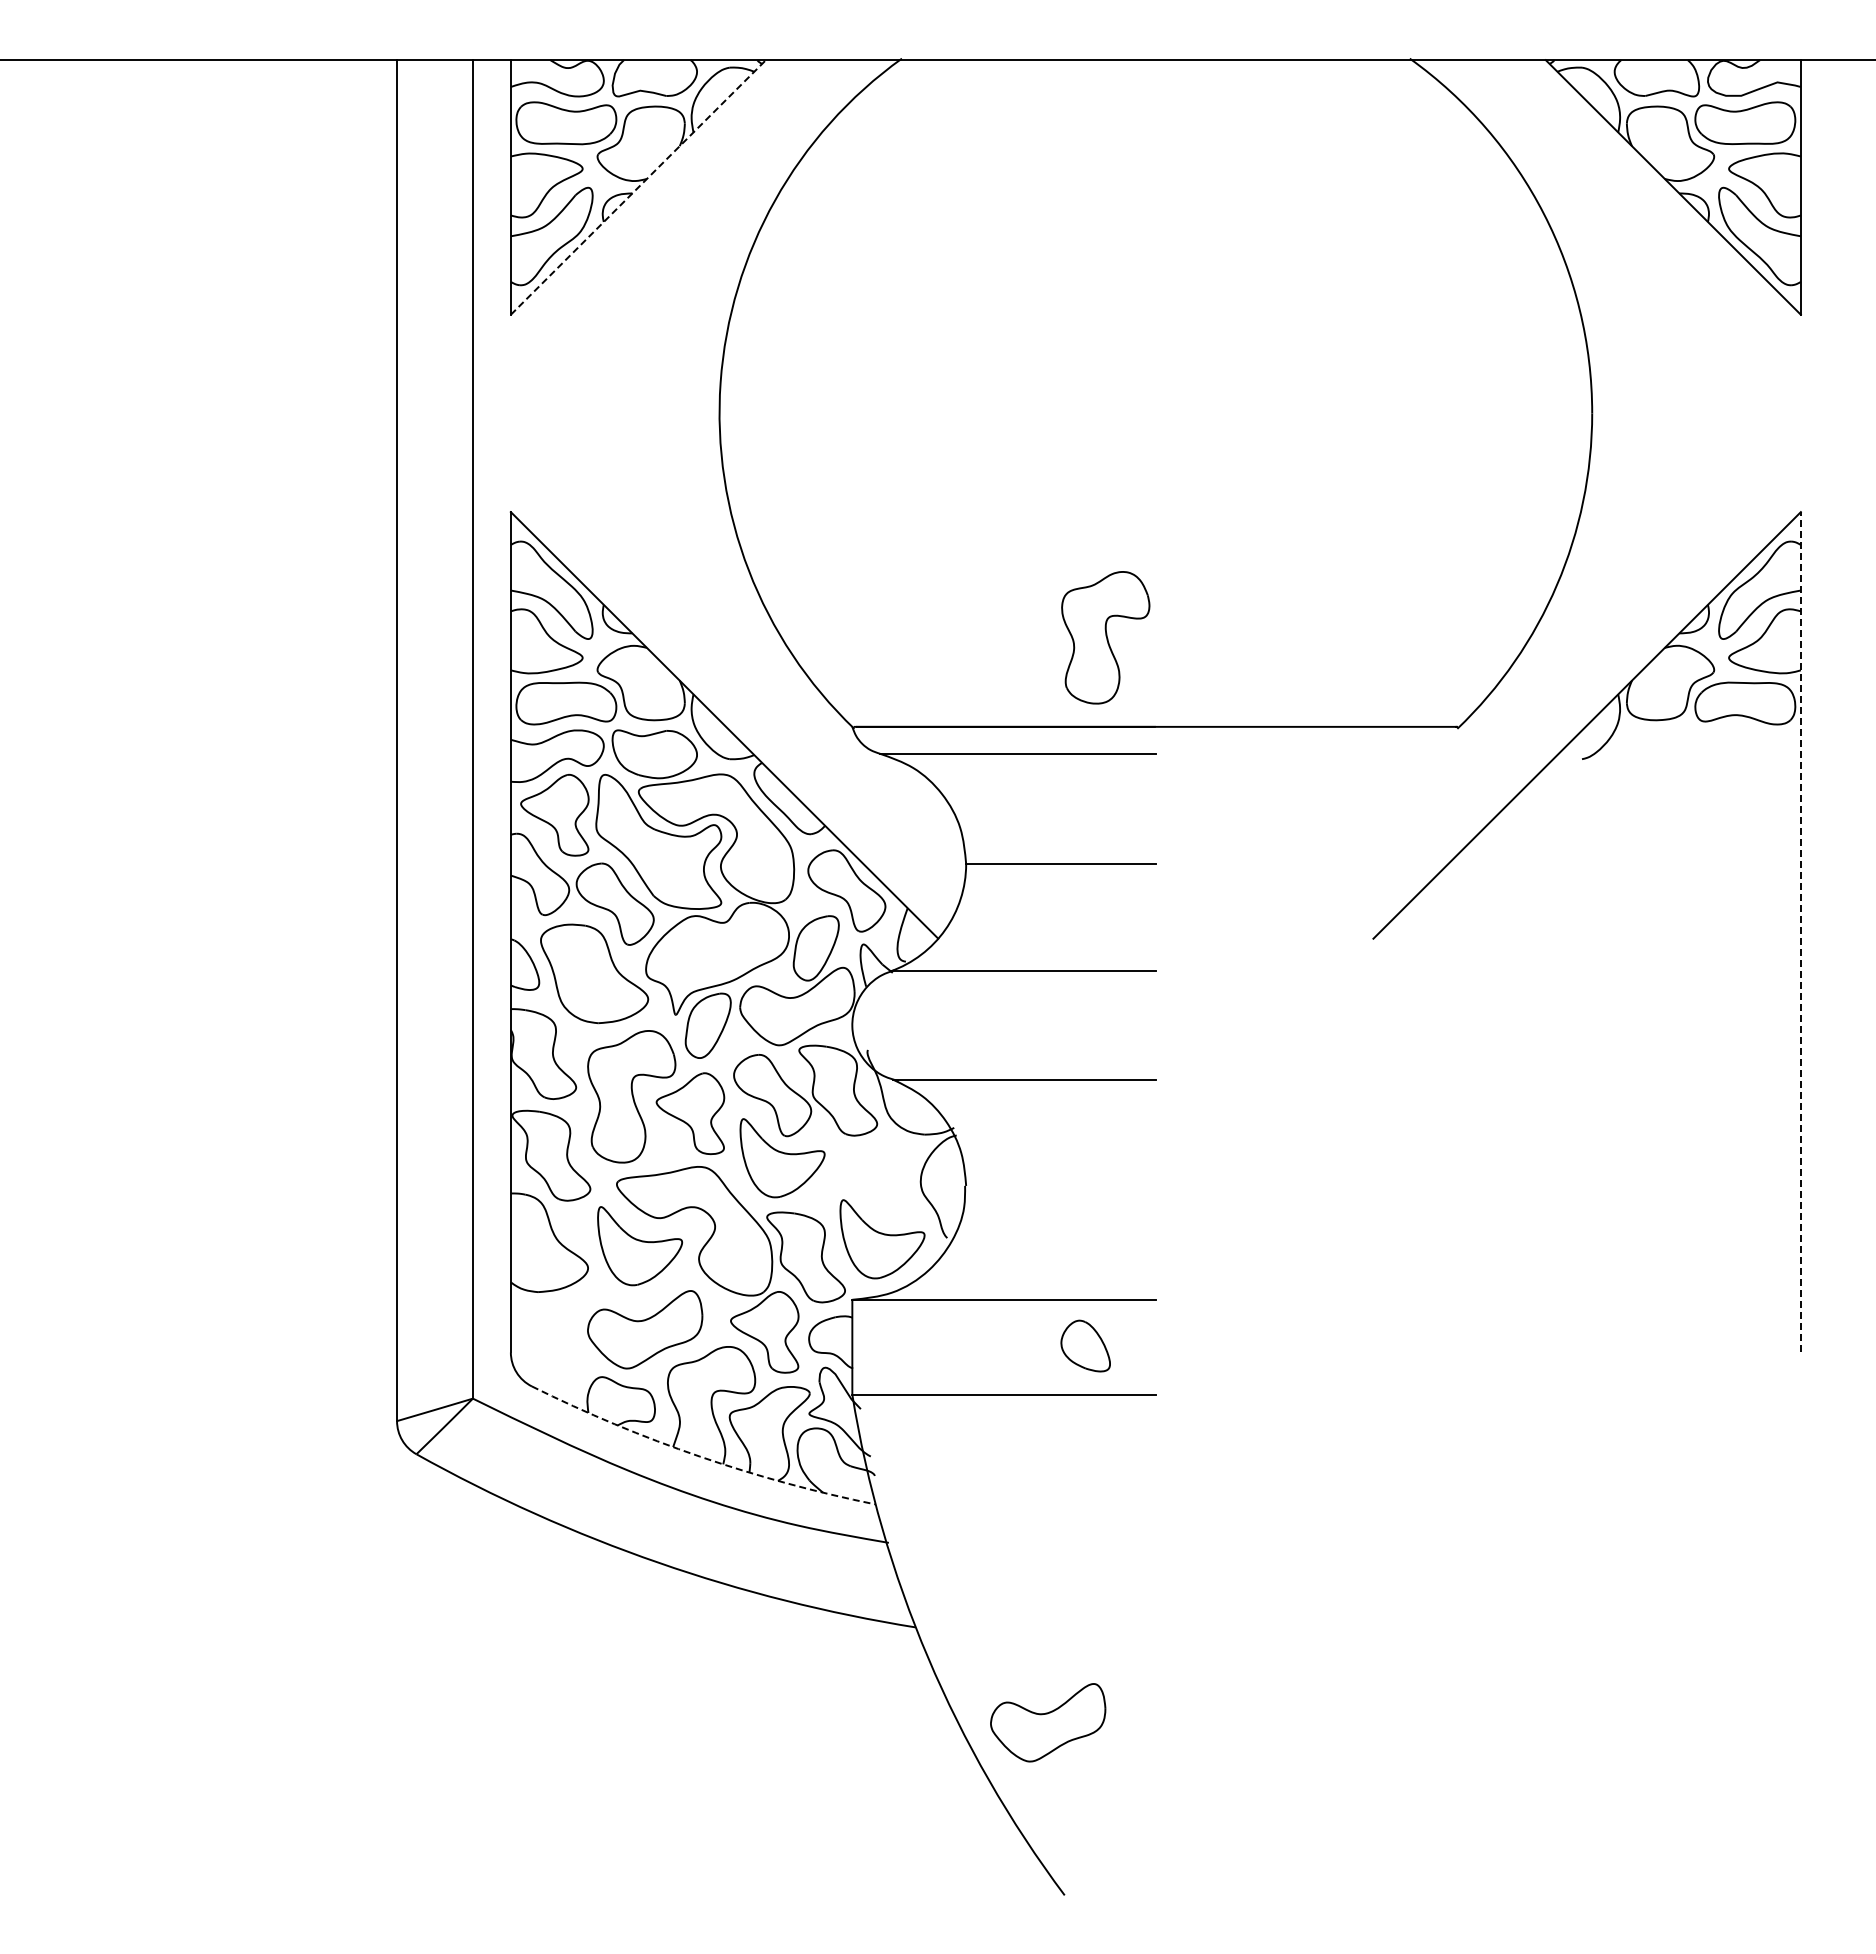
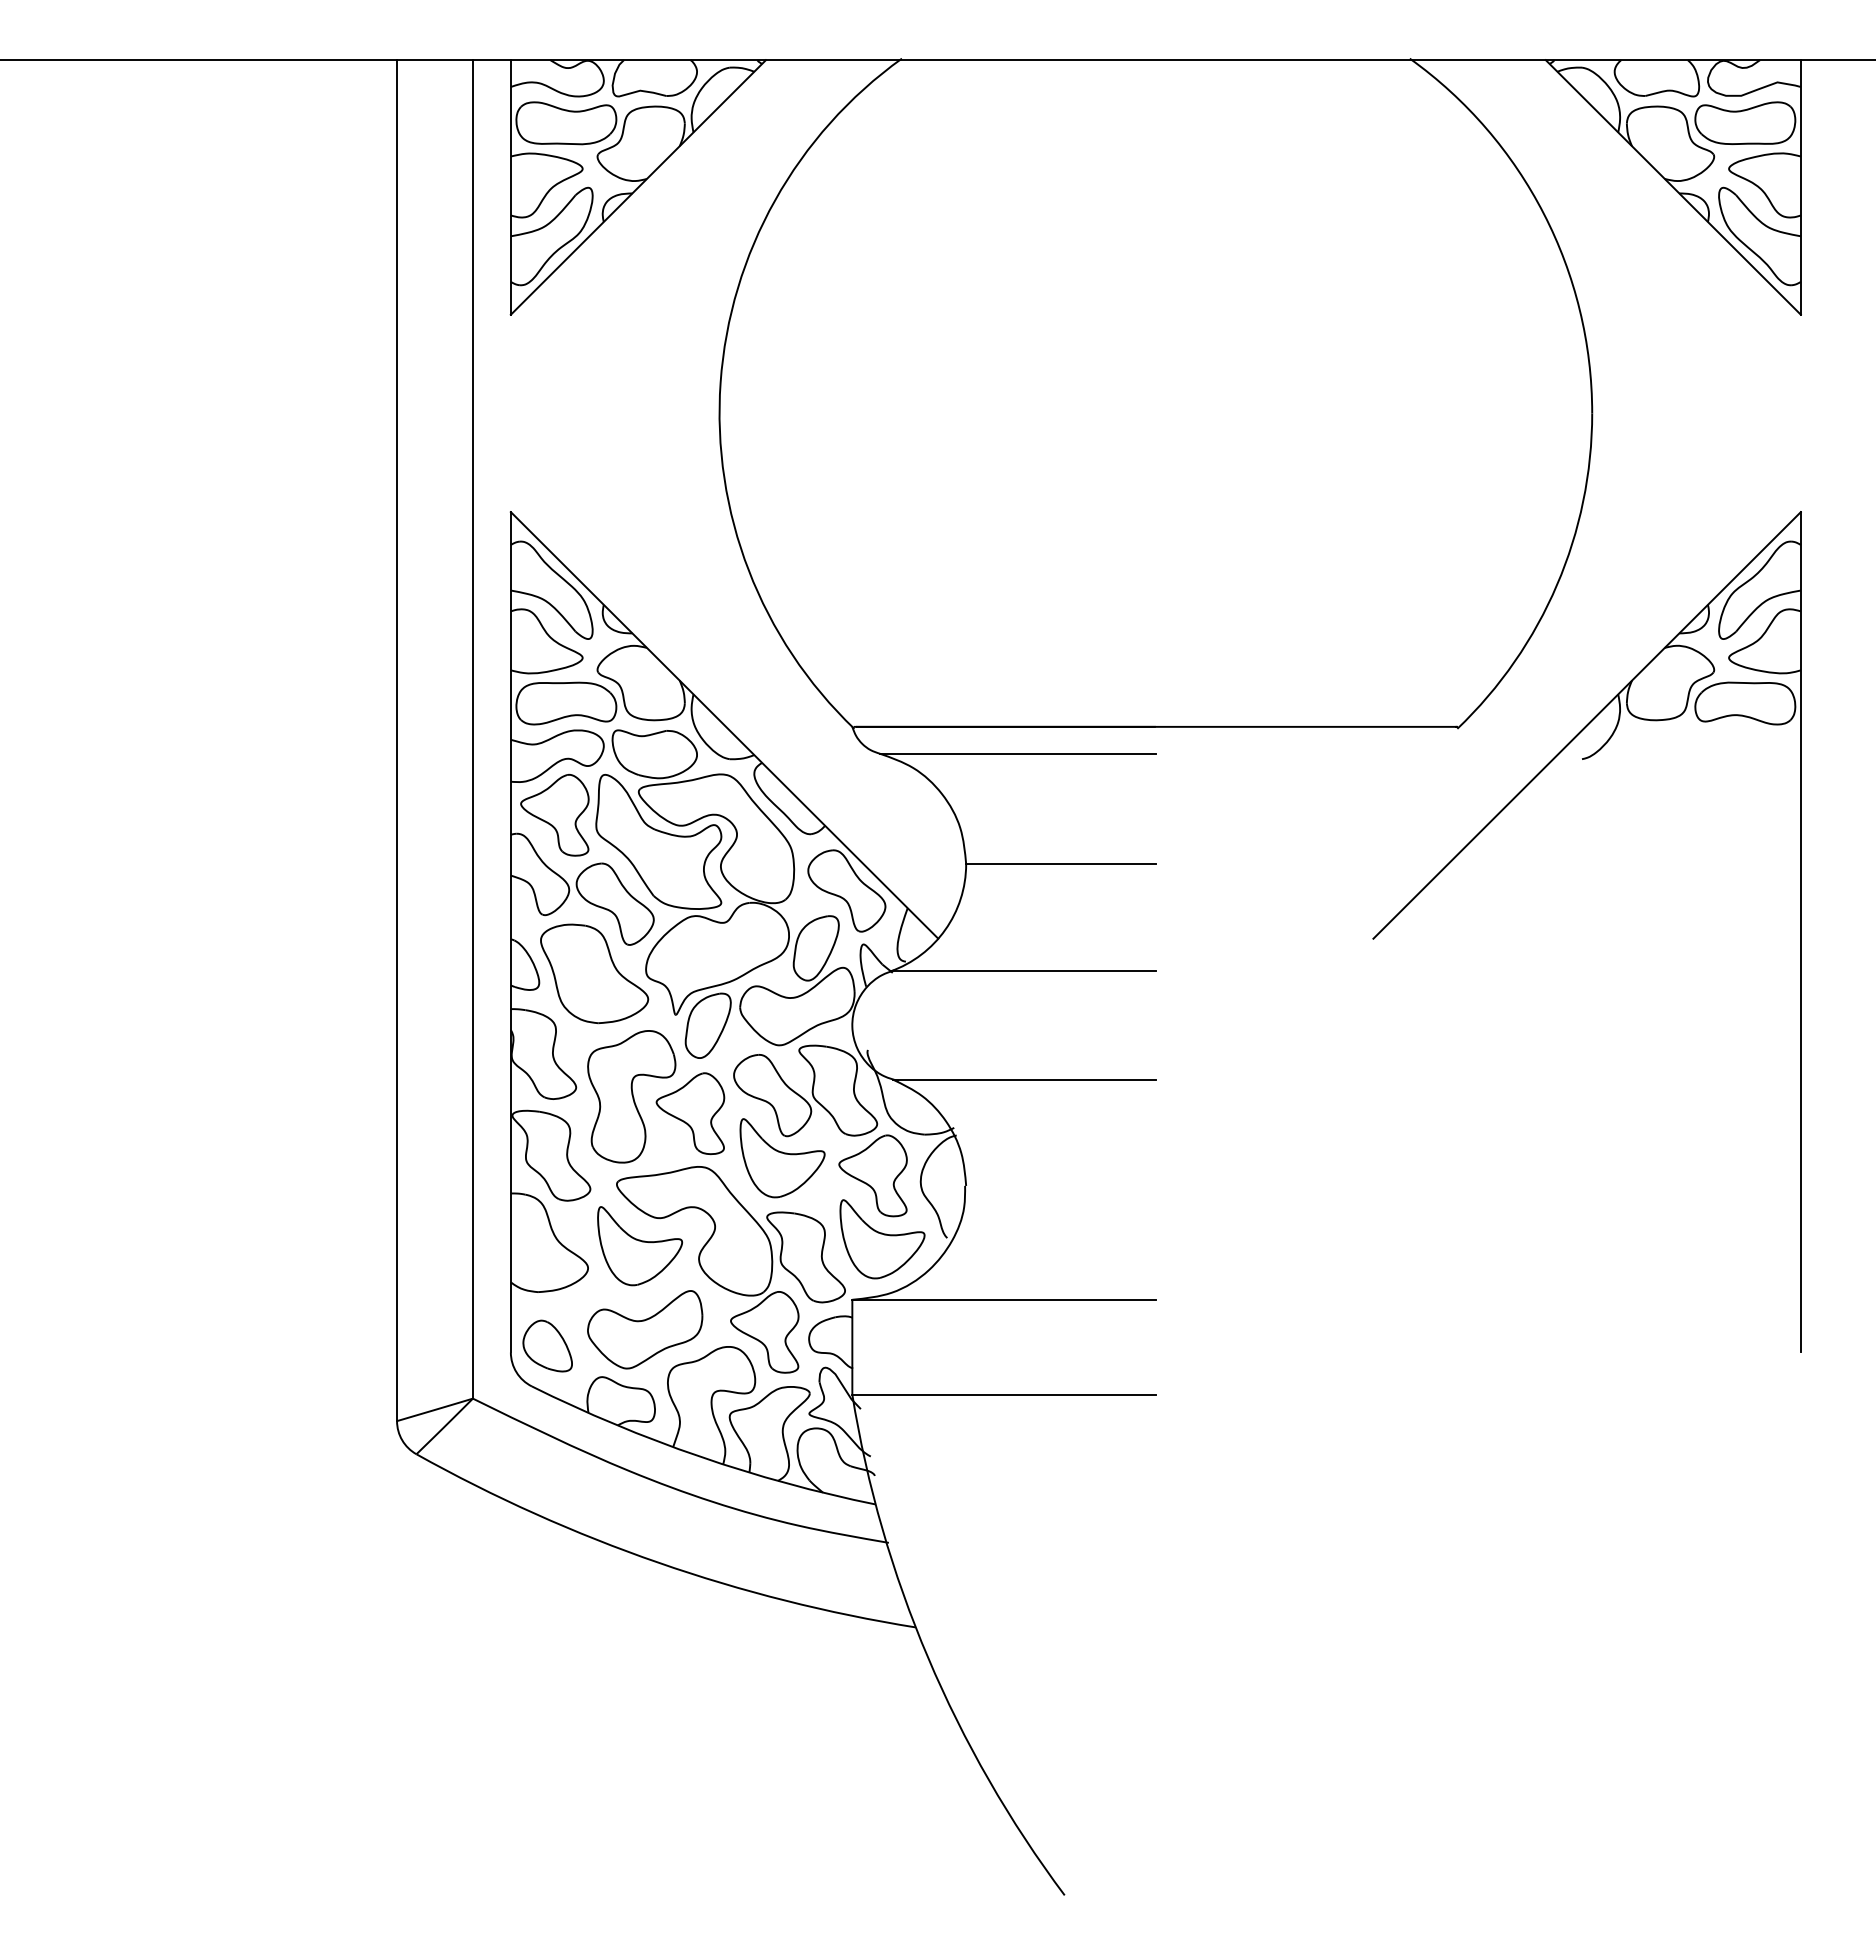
line: dashed -> solid (638, 187)
part: present -> none (1105, 637)
line: dashed -> solid (1800, 931)
part: none -> present (872, 1175)
part position: (1085, 1345) -> (547, 1345) (547, 1345)
arc: dashed -> solid (699, 1456)
part: present -> none (1048, 1722)
